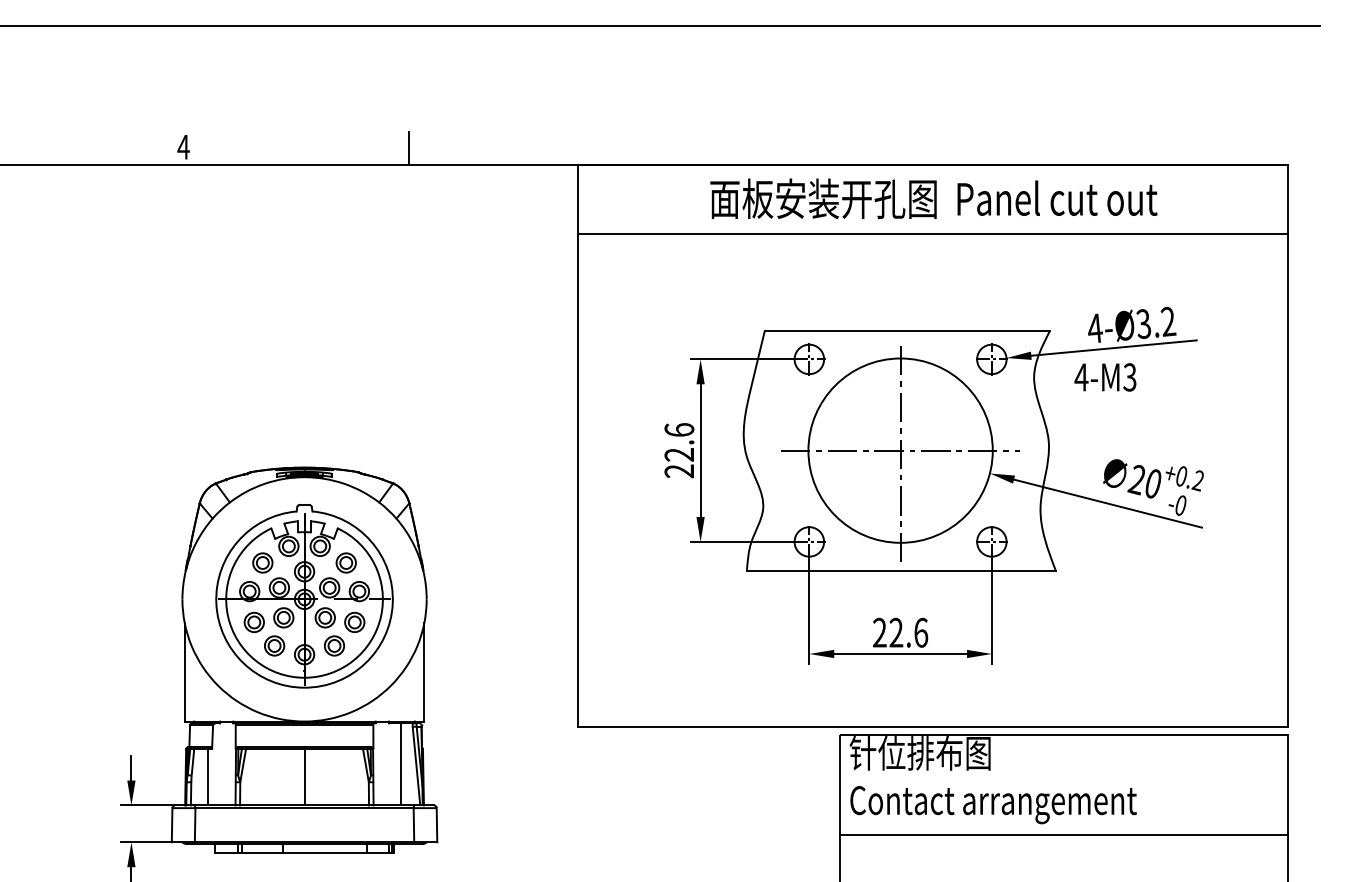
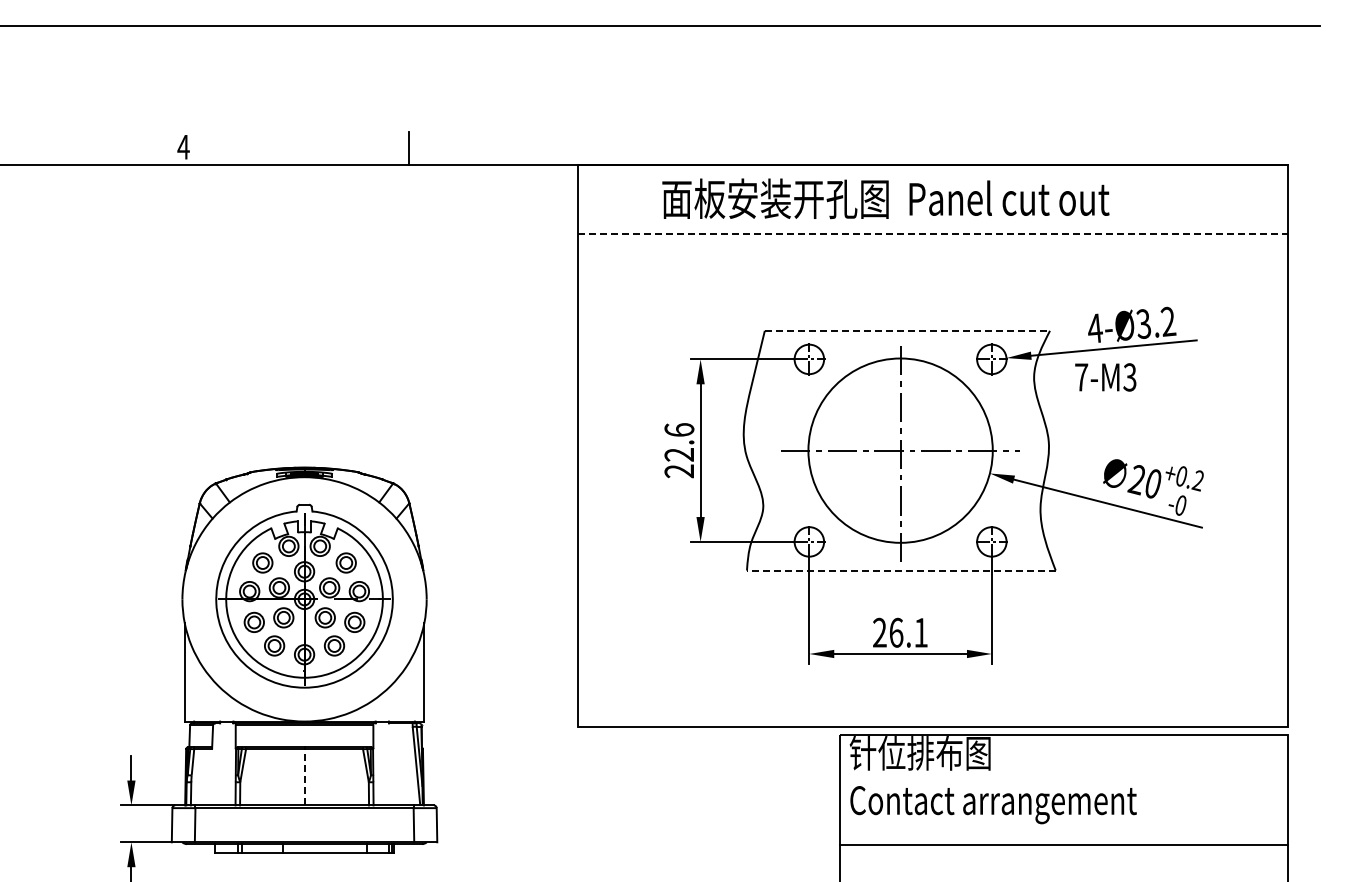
text position: (933, 198) -> (885, 198) (885, 198)
line: solid -> dashed (933, 234)
line: solid -> dashed (907, 330)
text: 4-M3 -> 7-M3 (1081, 377)
line: solid -> dashed (900, 570)
text: 22.6 -> 26.1 (908, 632)
line: present -> none (401, 764)
line: present -> none (207, 776)
line: solid -> dashed (304, 776)
line position: (1063, 835) -> (1063, 845) (1063, 845)
